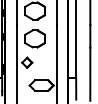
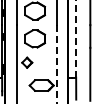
line: solid -> dashed (76, 38)
line: solid -> dashed (56, 64)
